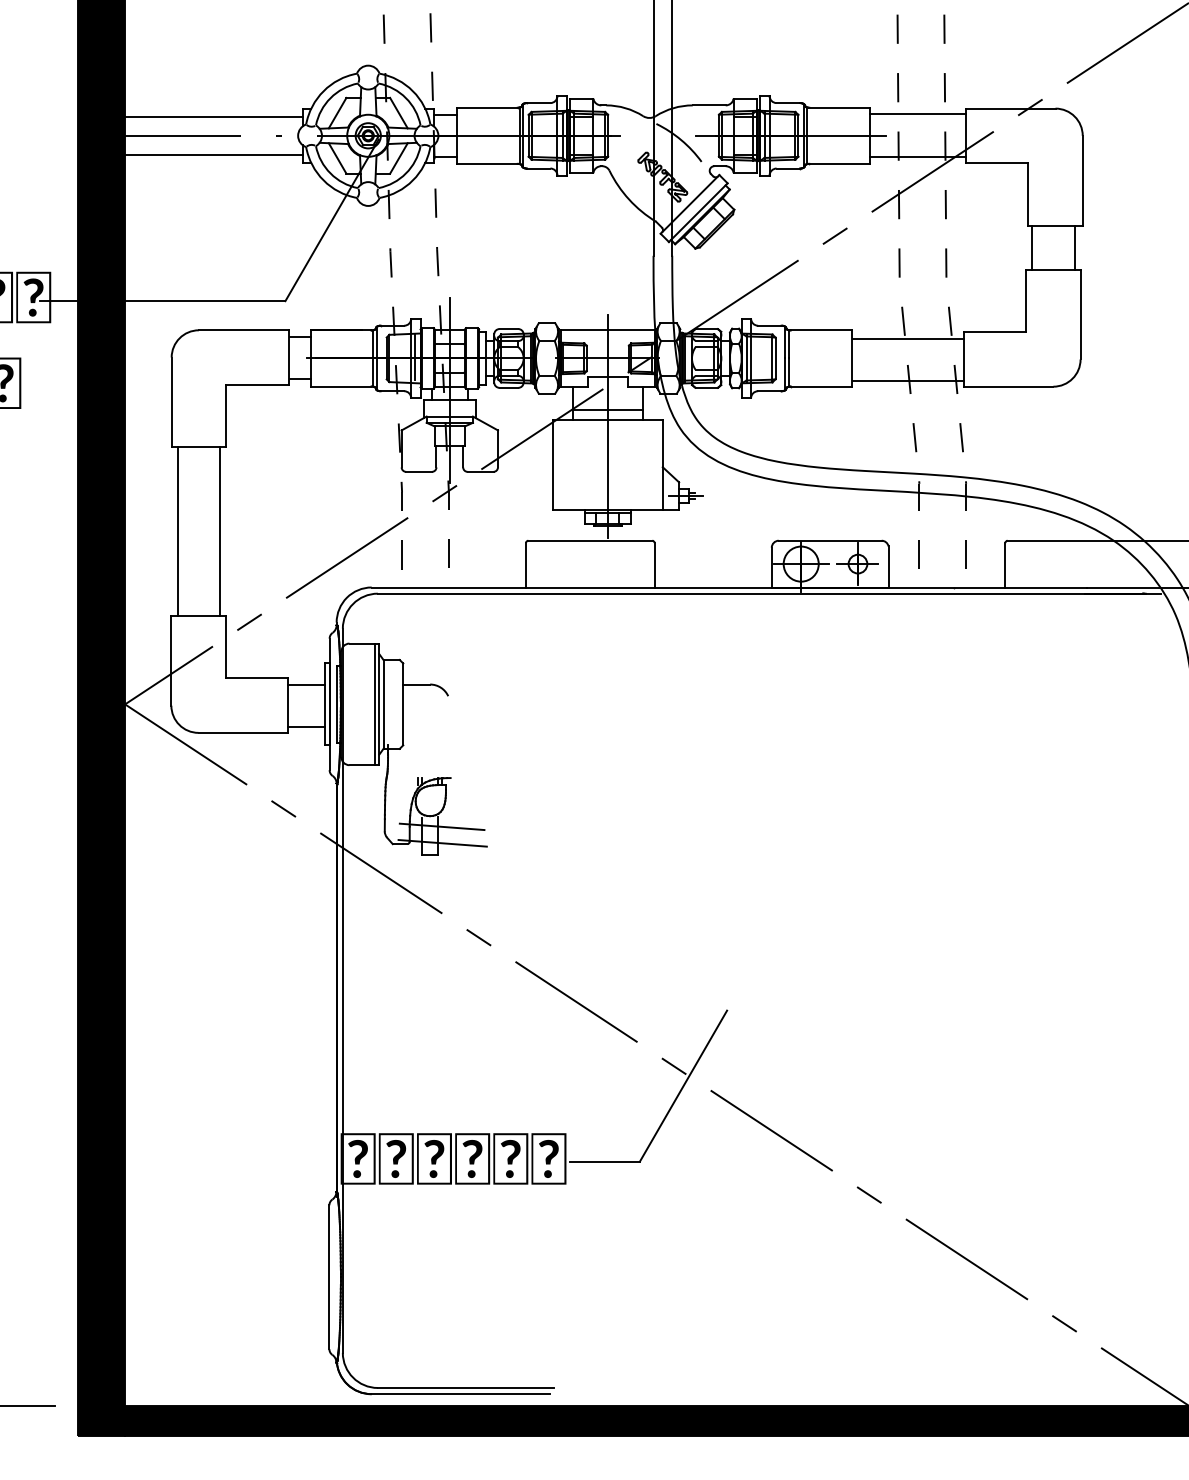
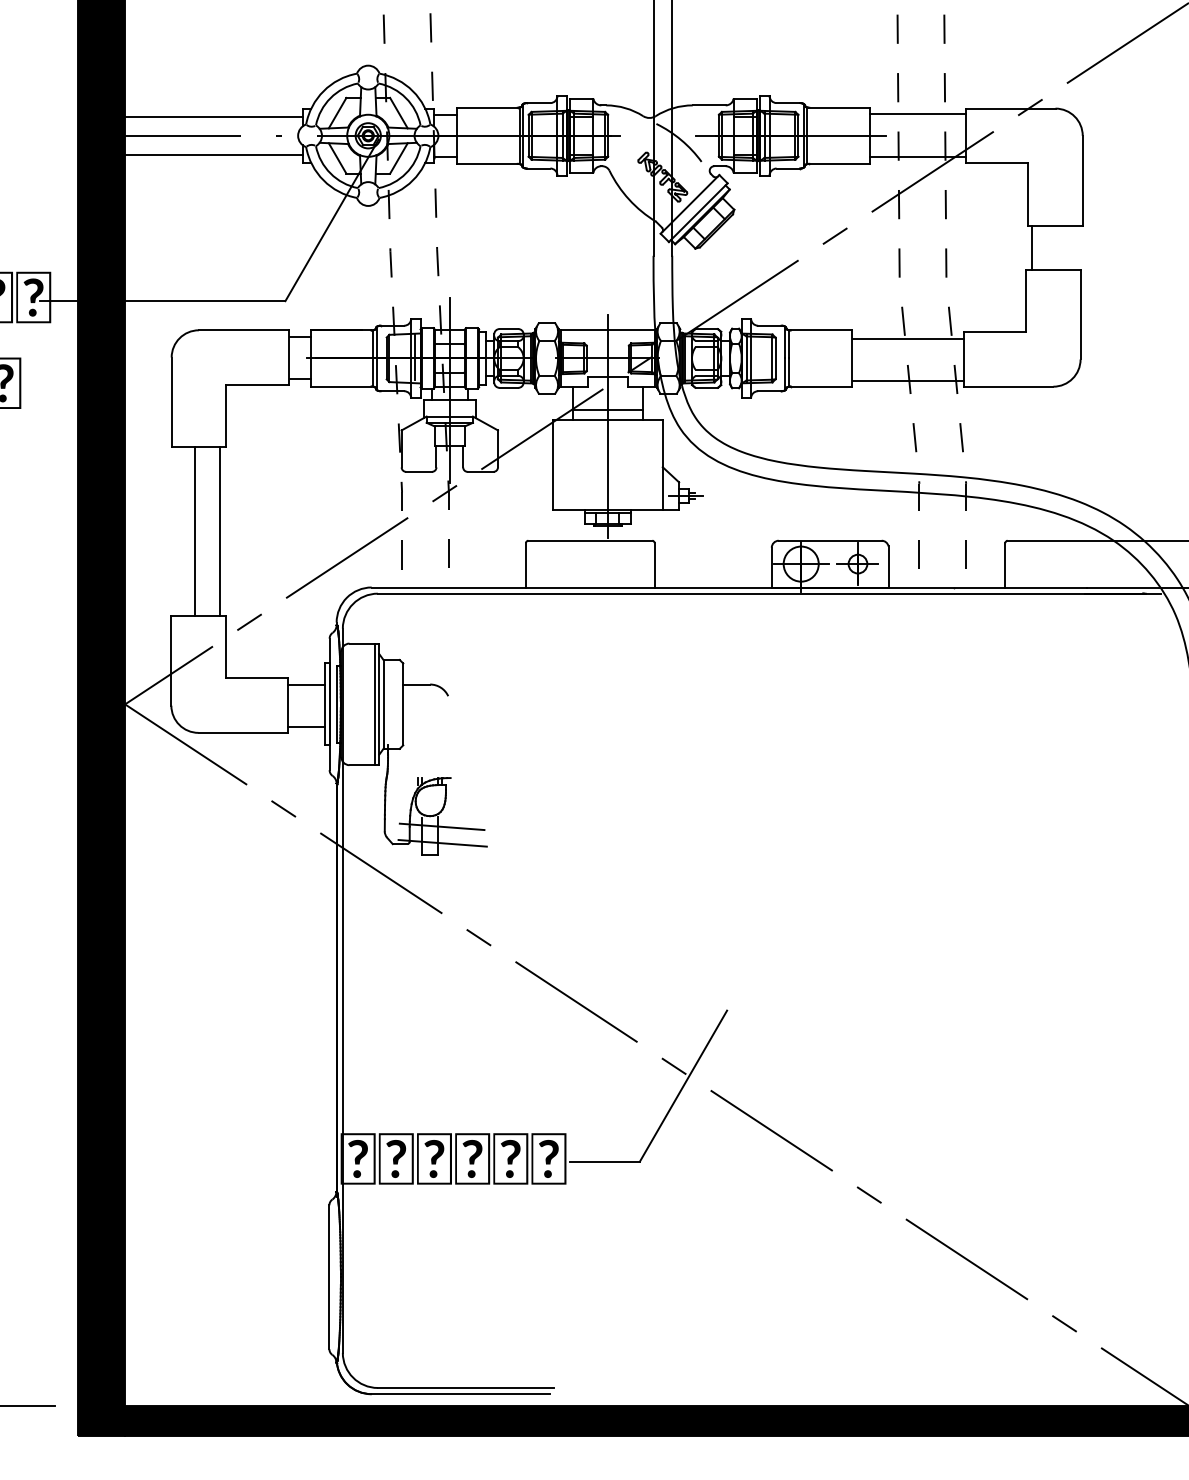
line: present -> none (1075, 247)
line position: (178, 531) -> (195, 531) (195, 531)
